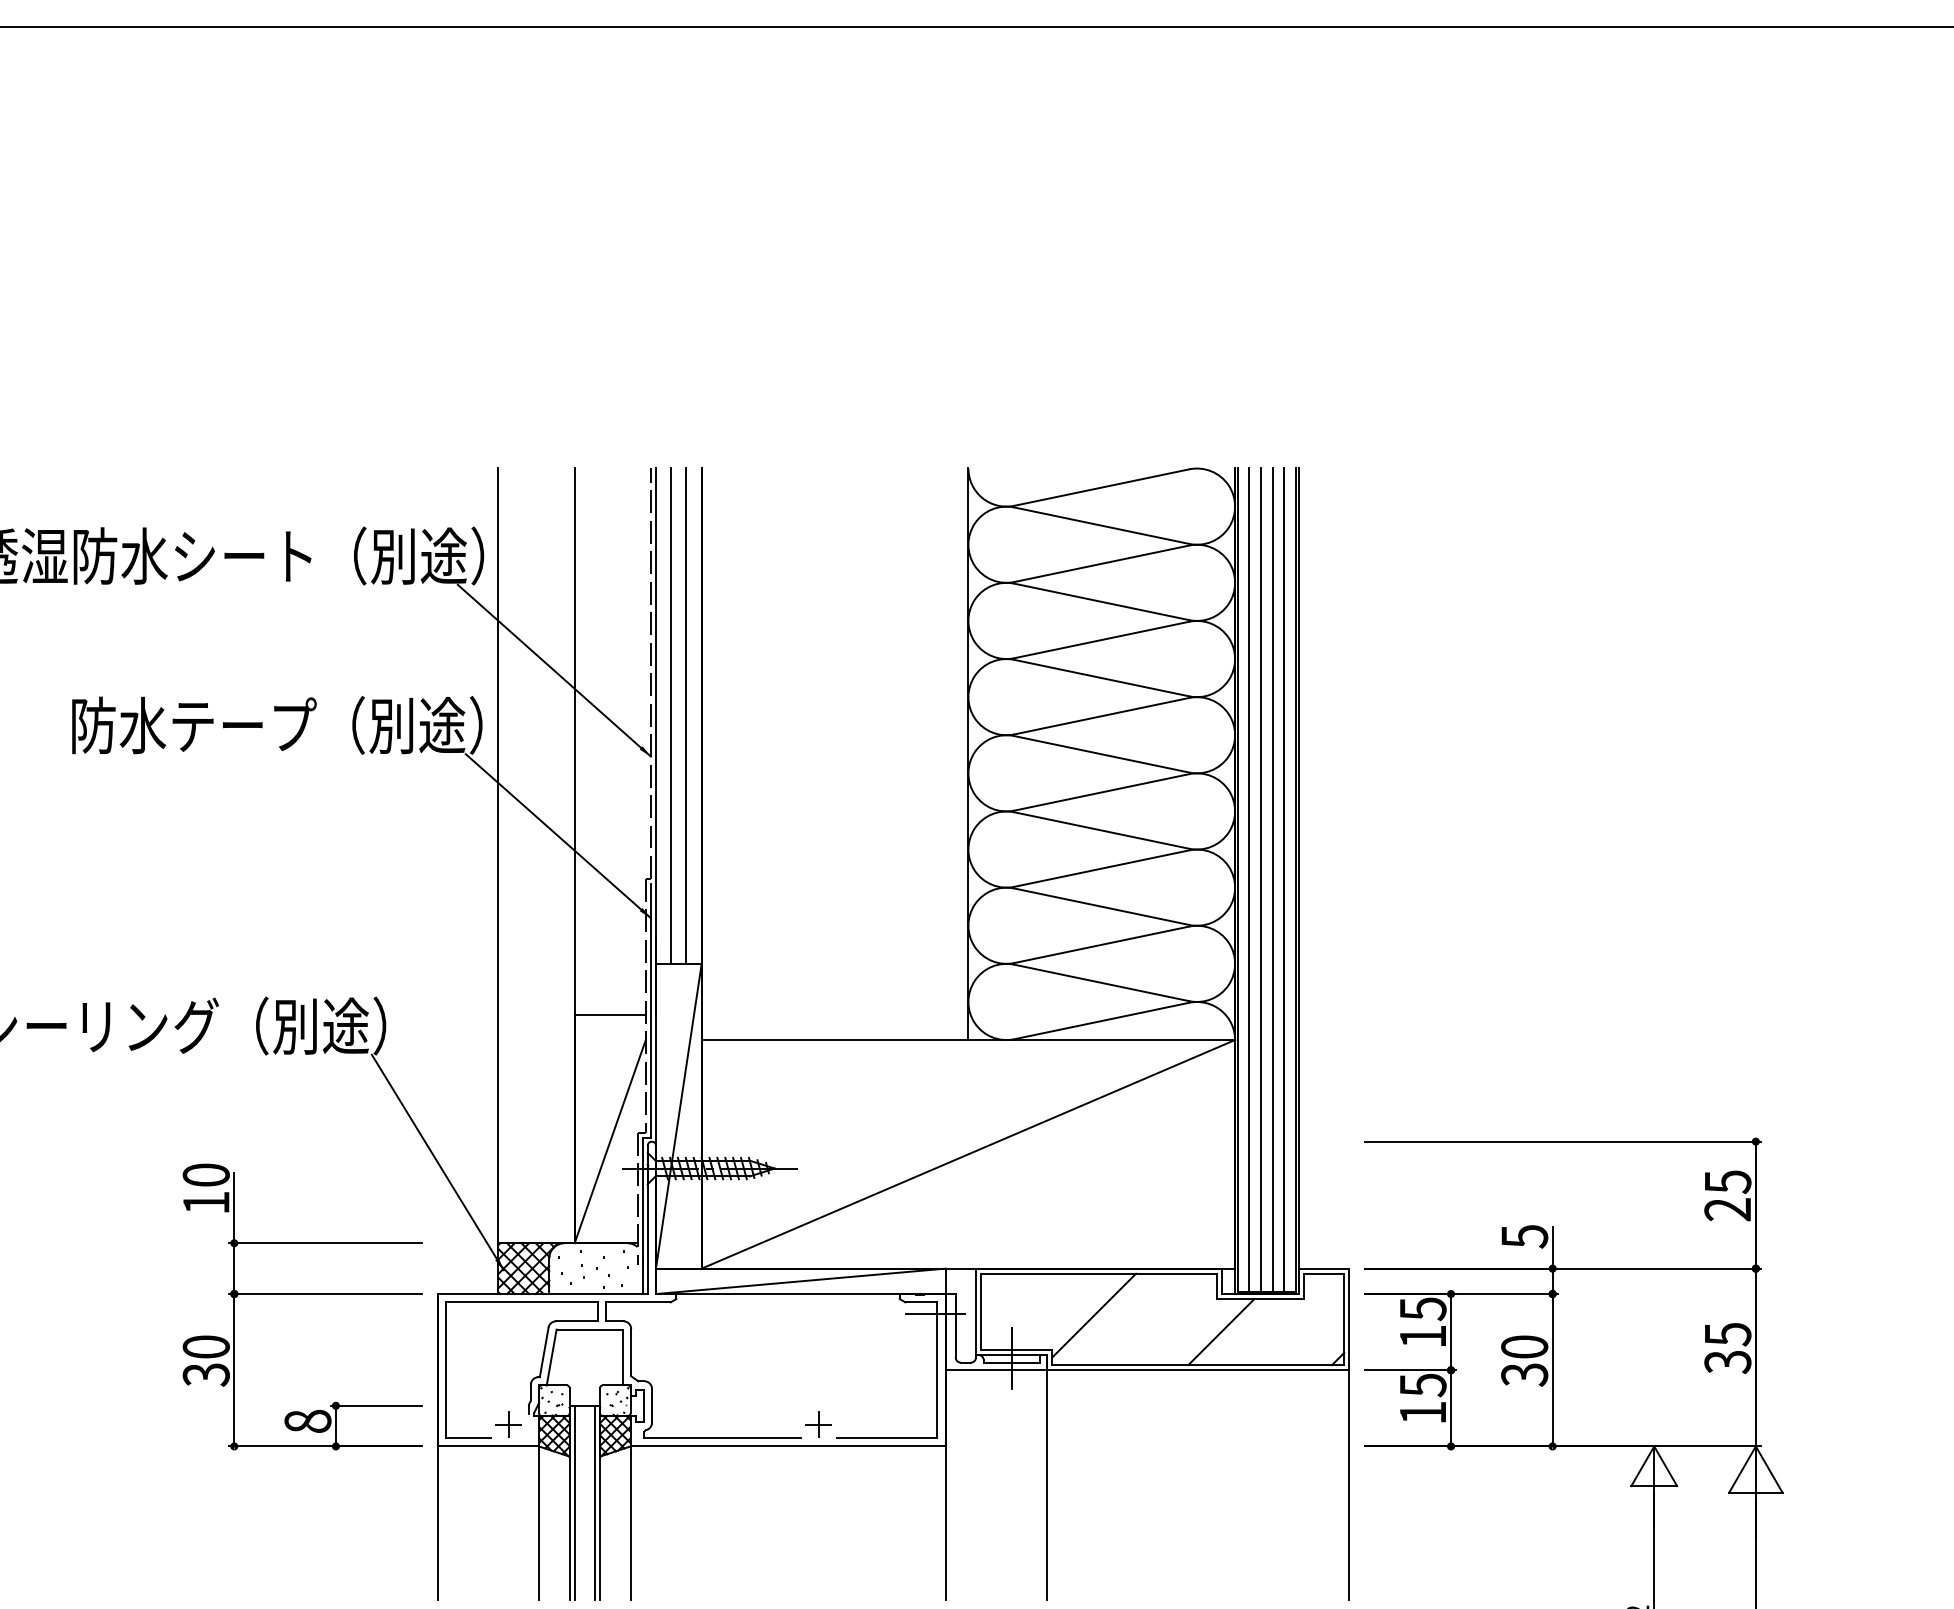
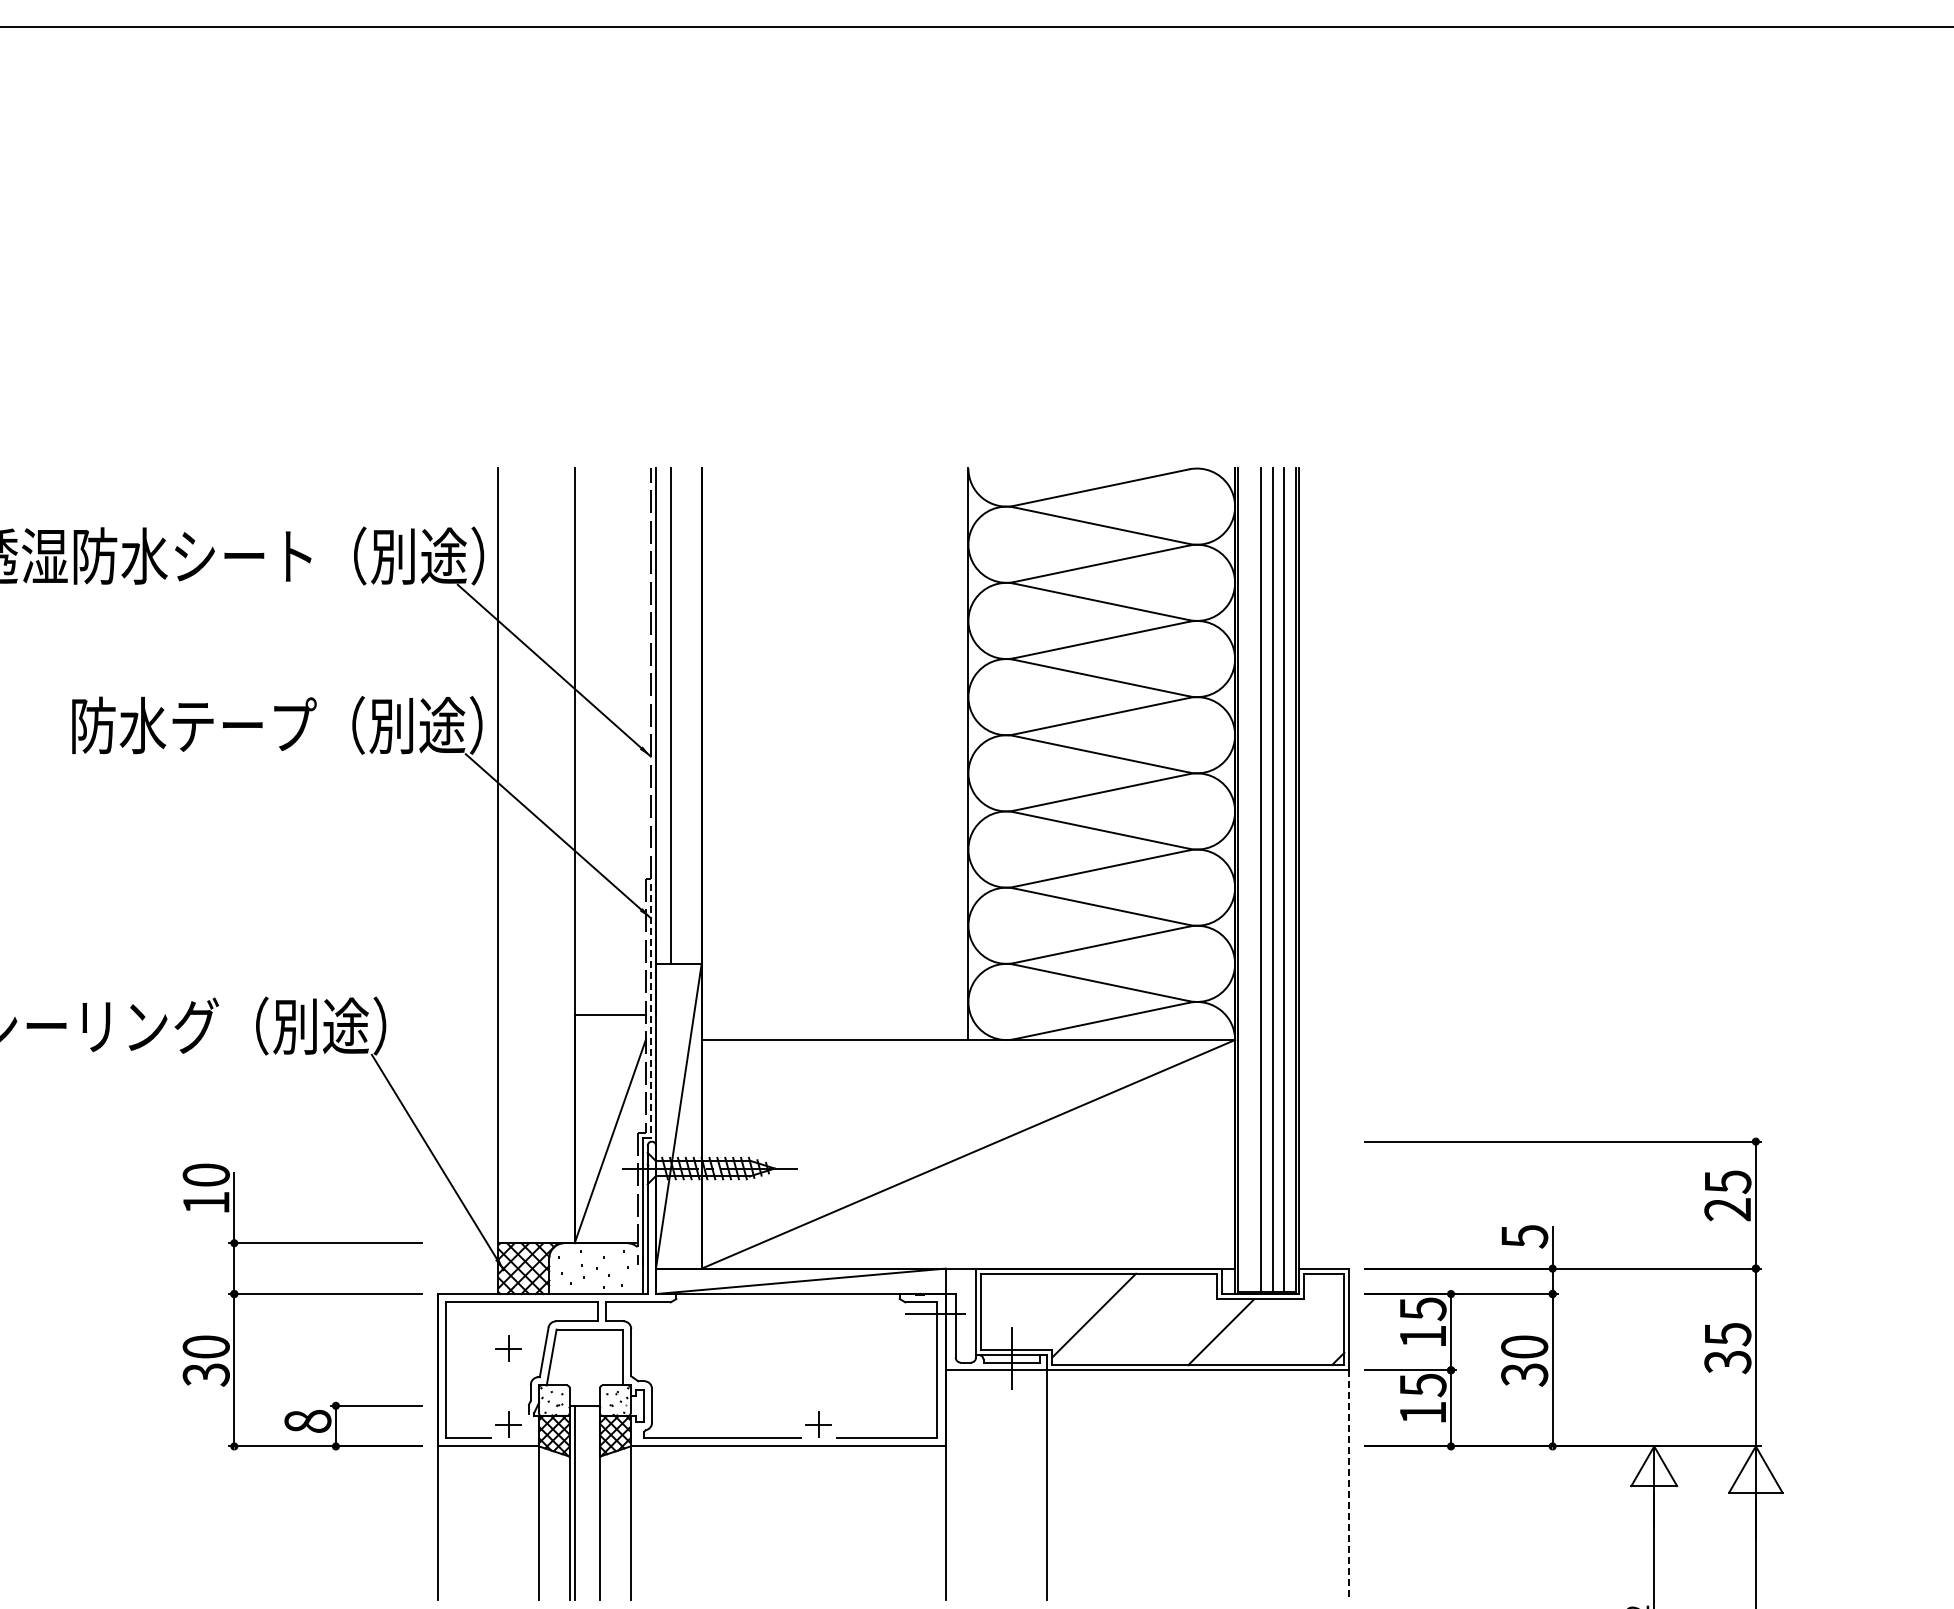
line: present -> none (686, 715)
line: present -> none (1249, 879)
line: solid -> dashed (650, 1011)
part: none -> present (508, 1348)
line: solid -> dashed (1349, 1485)
line: present -> none (595, 1502)
